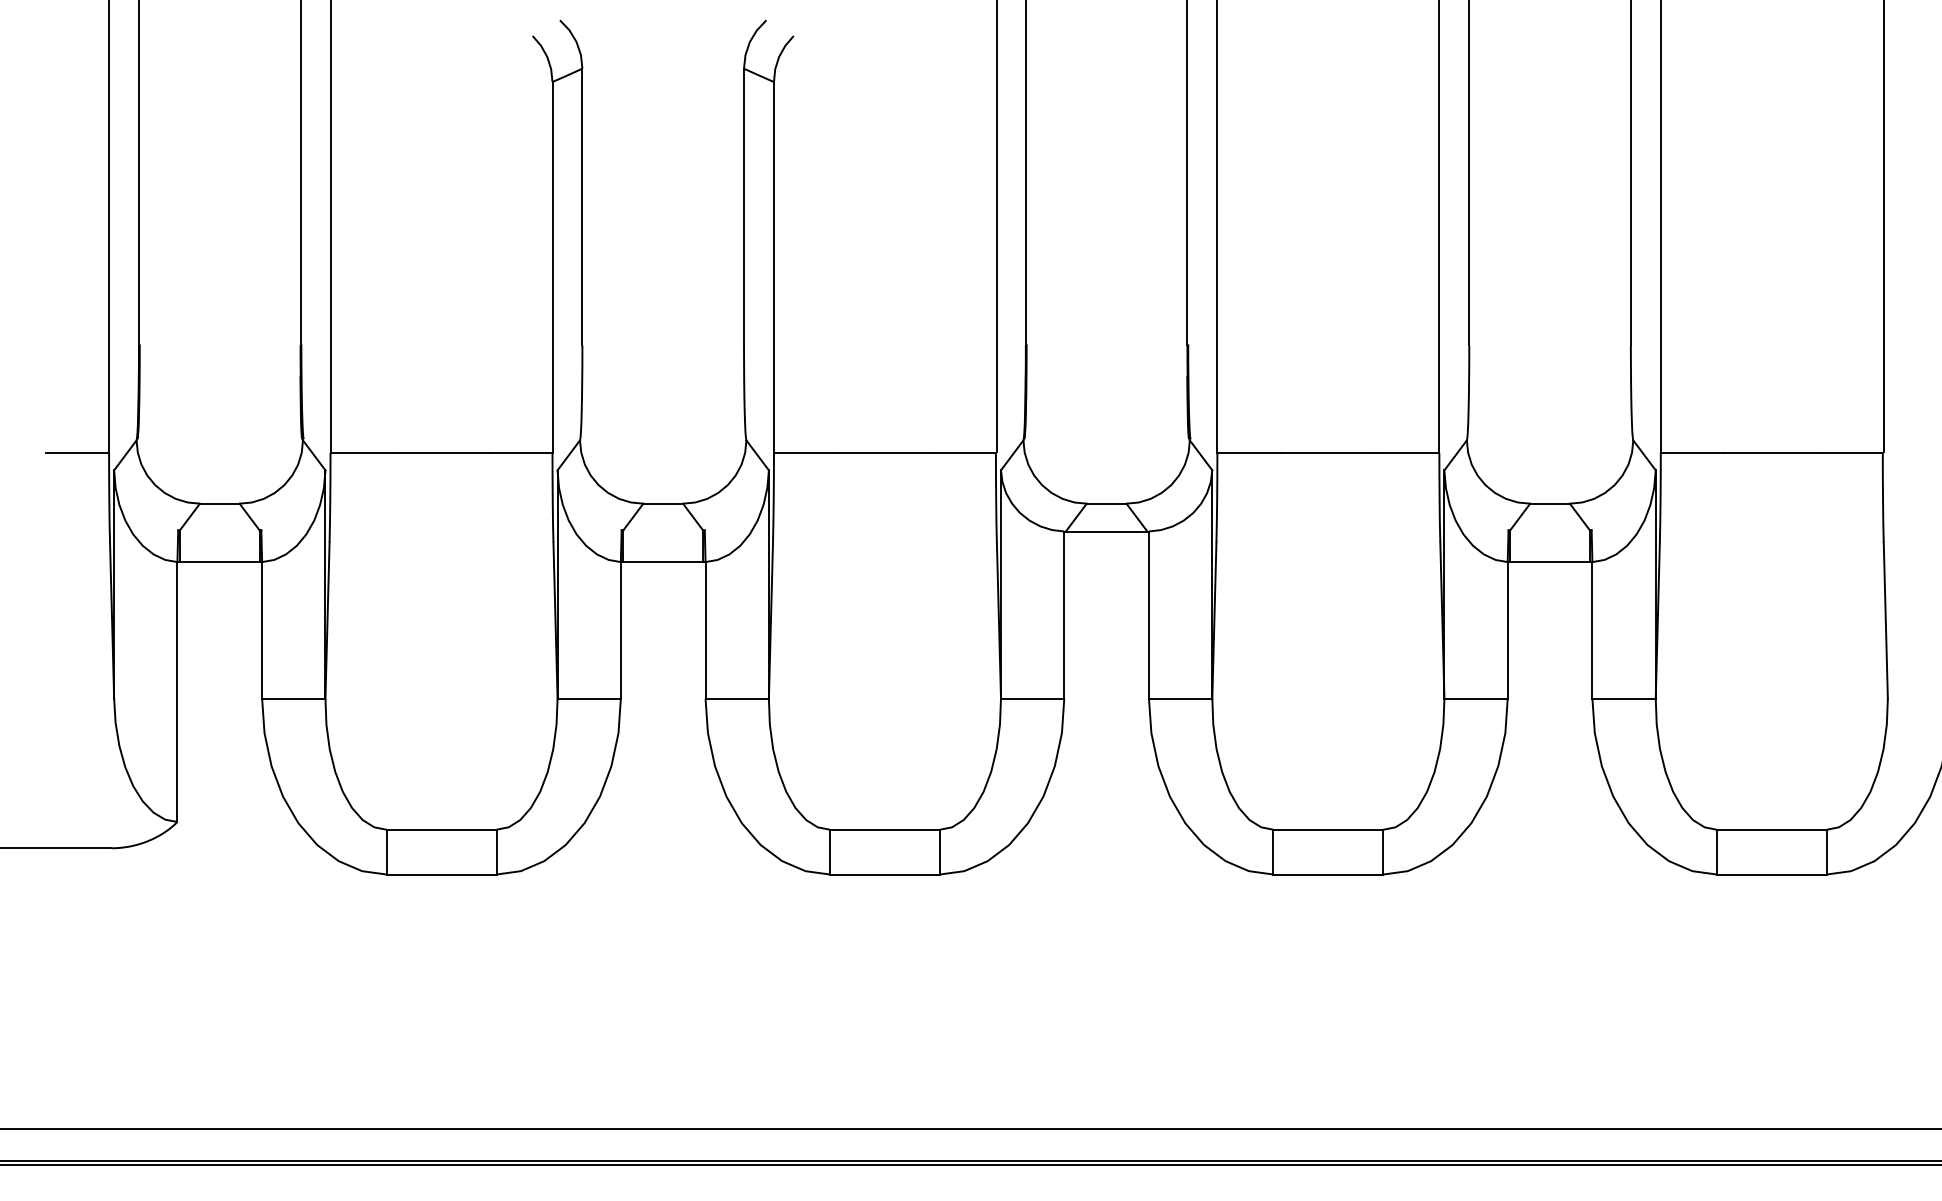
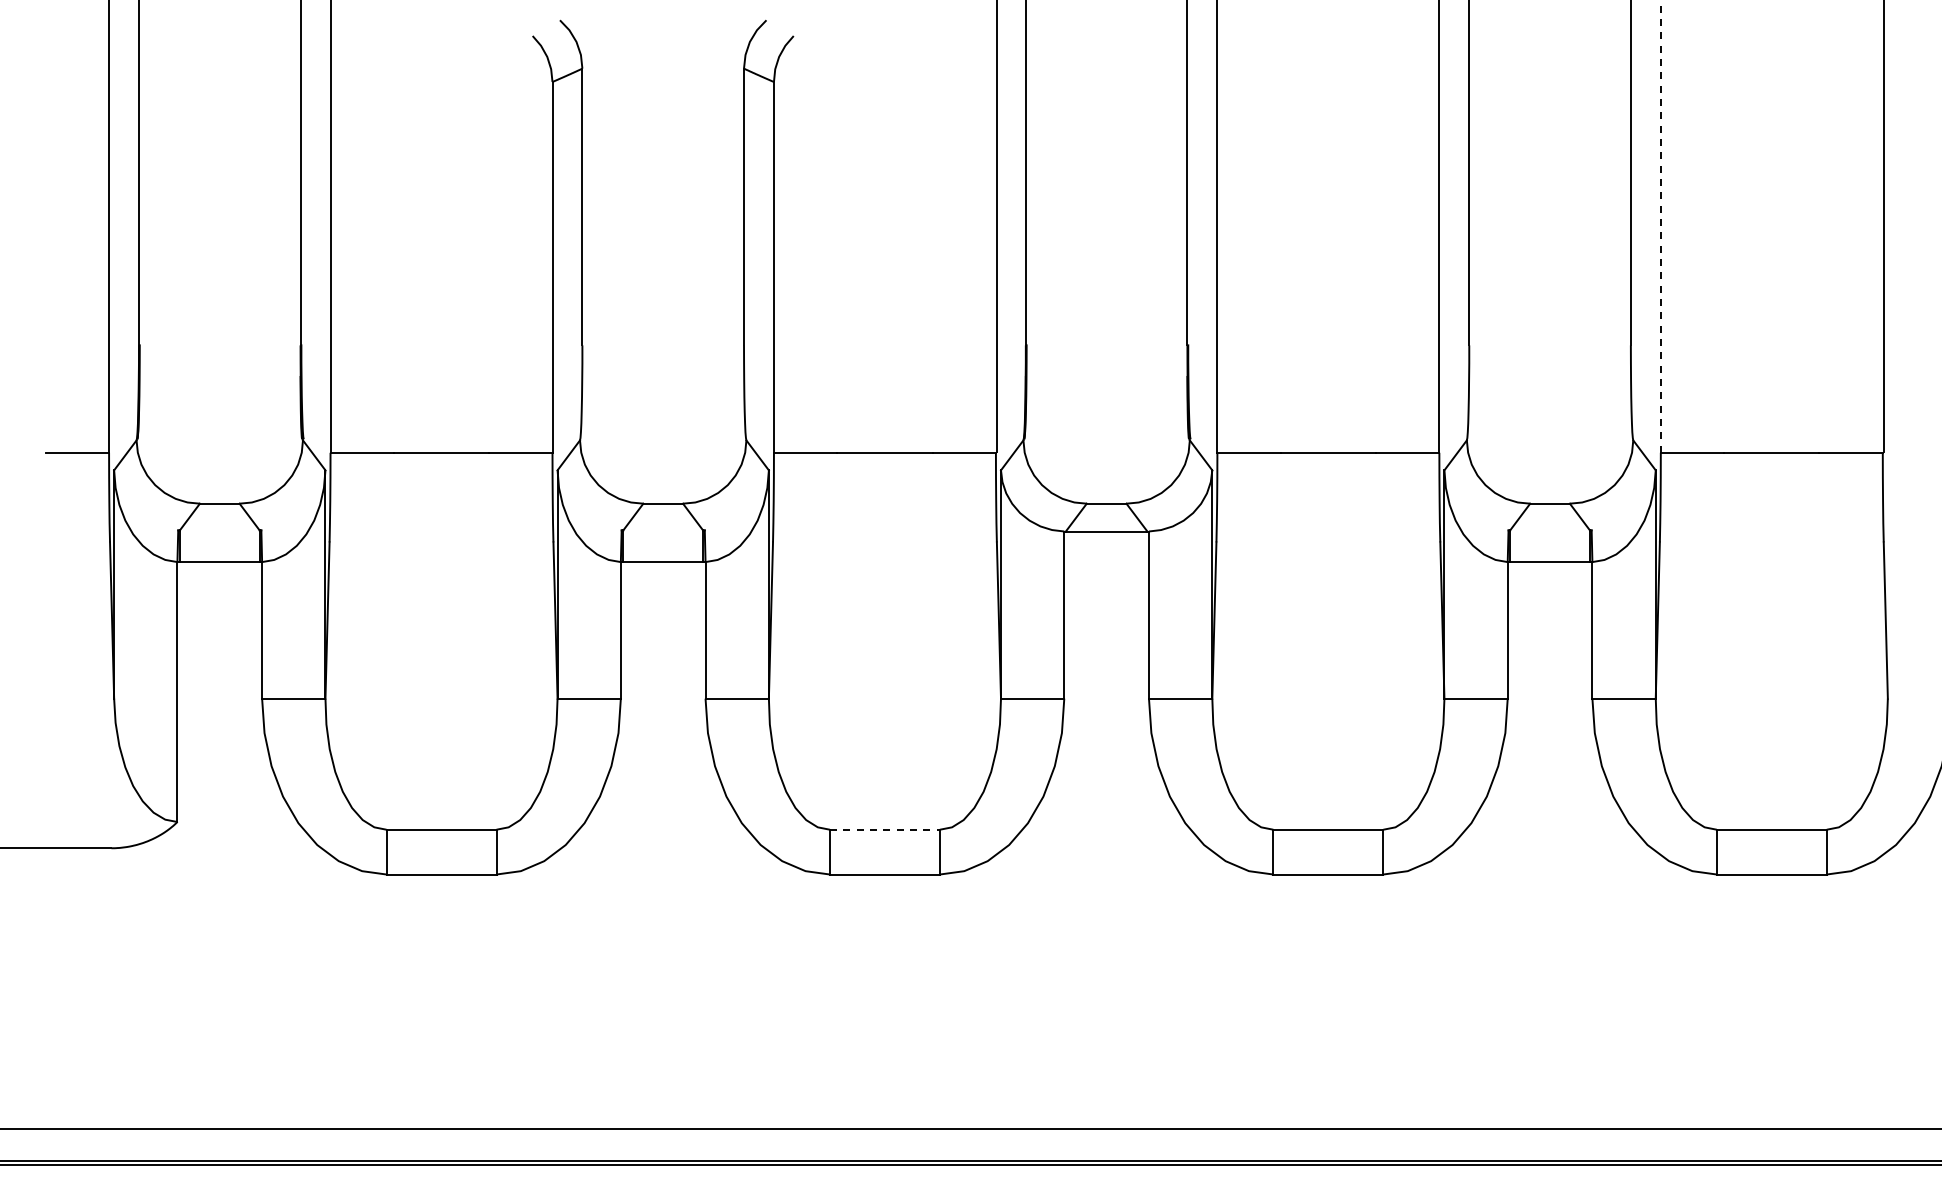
line: solid -> dashed (1660, 226)
line: solid -> dashed (884, 829)
